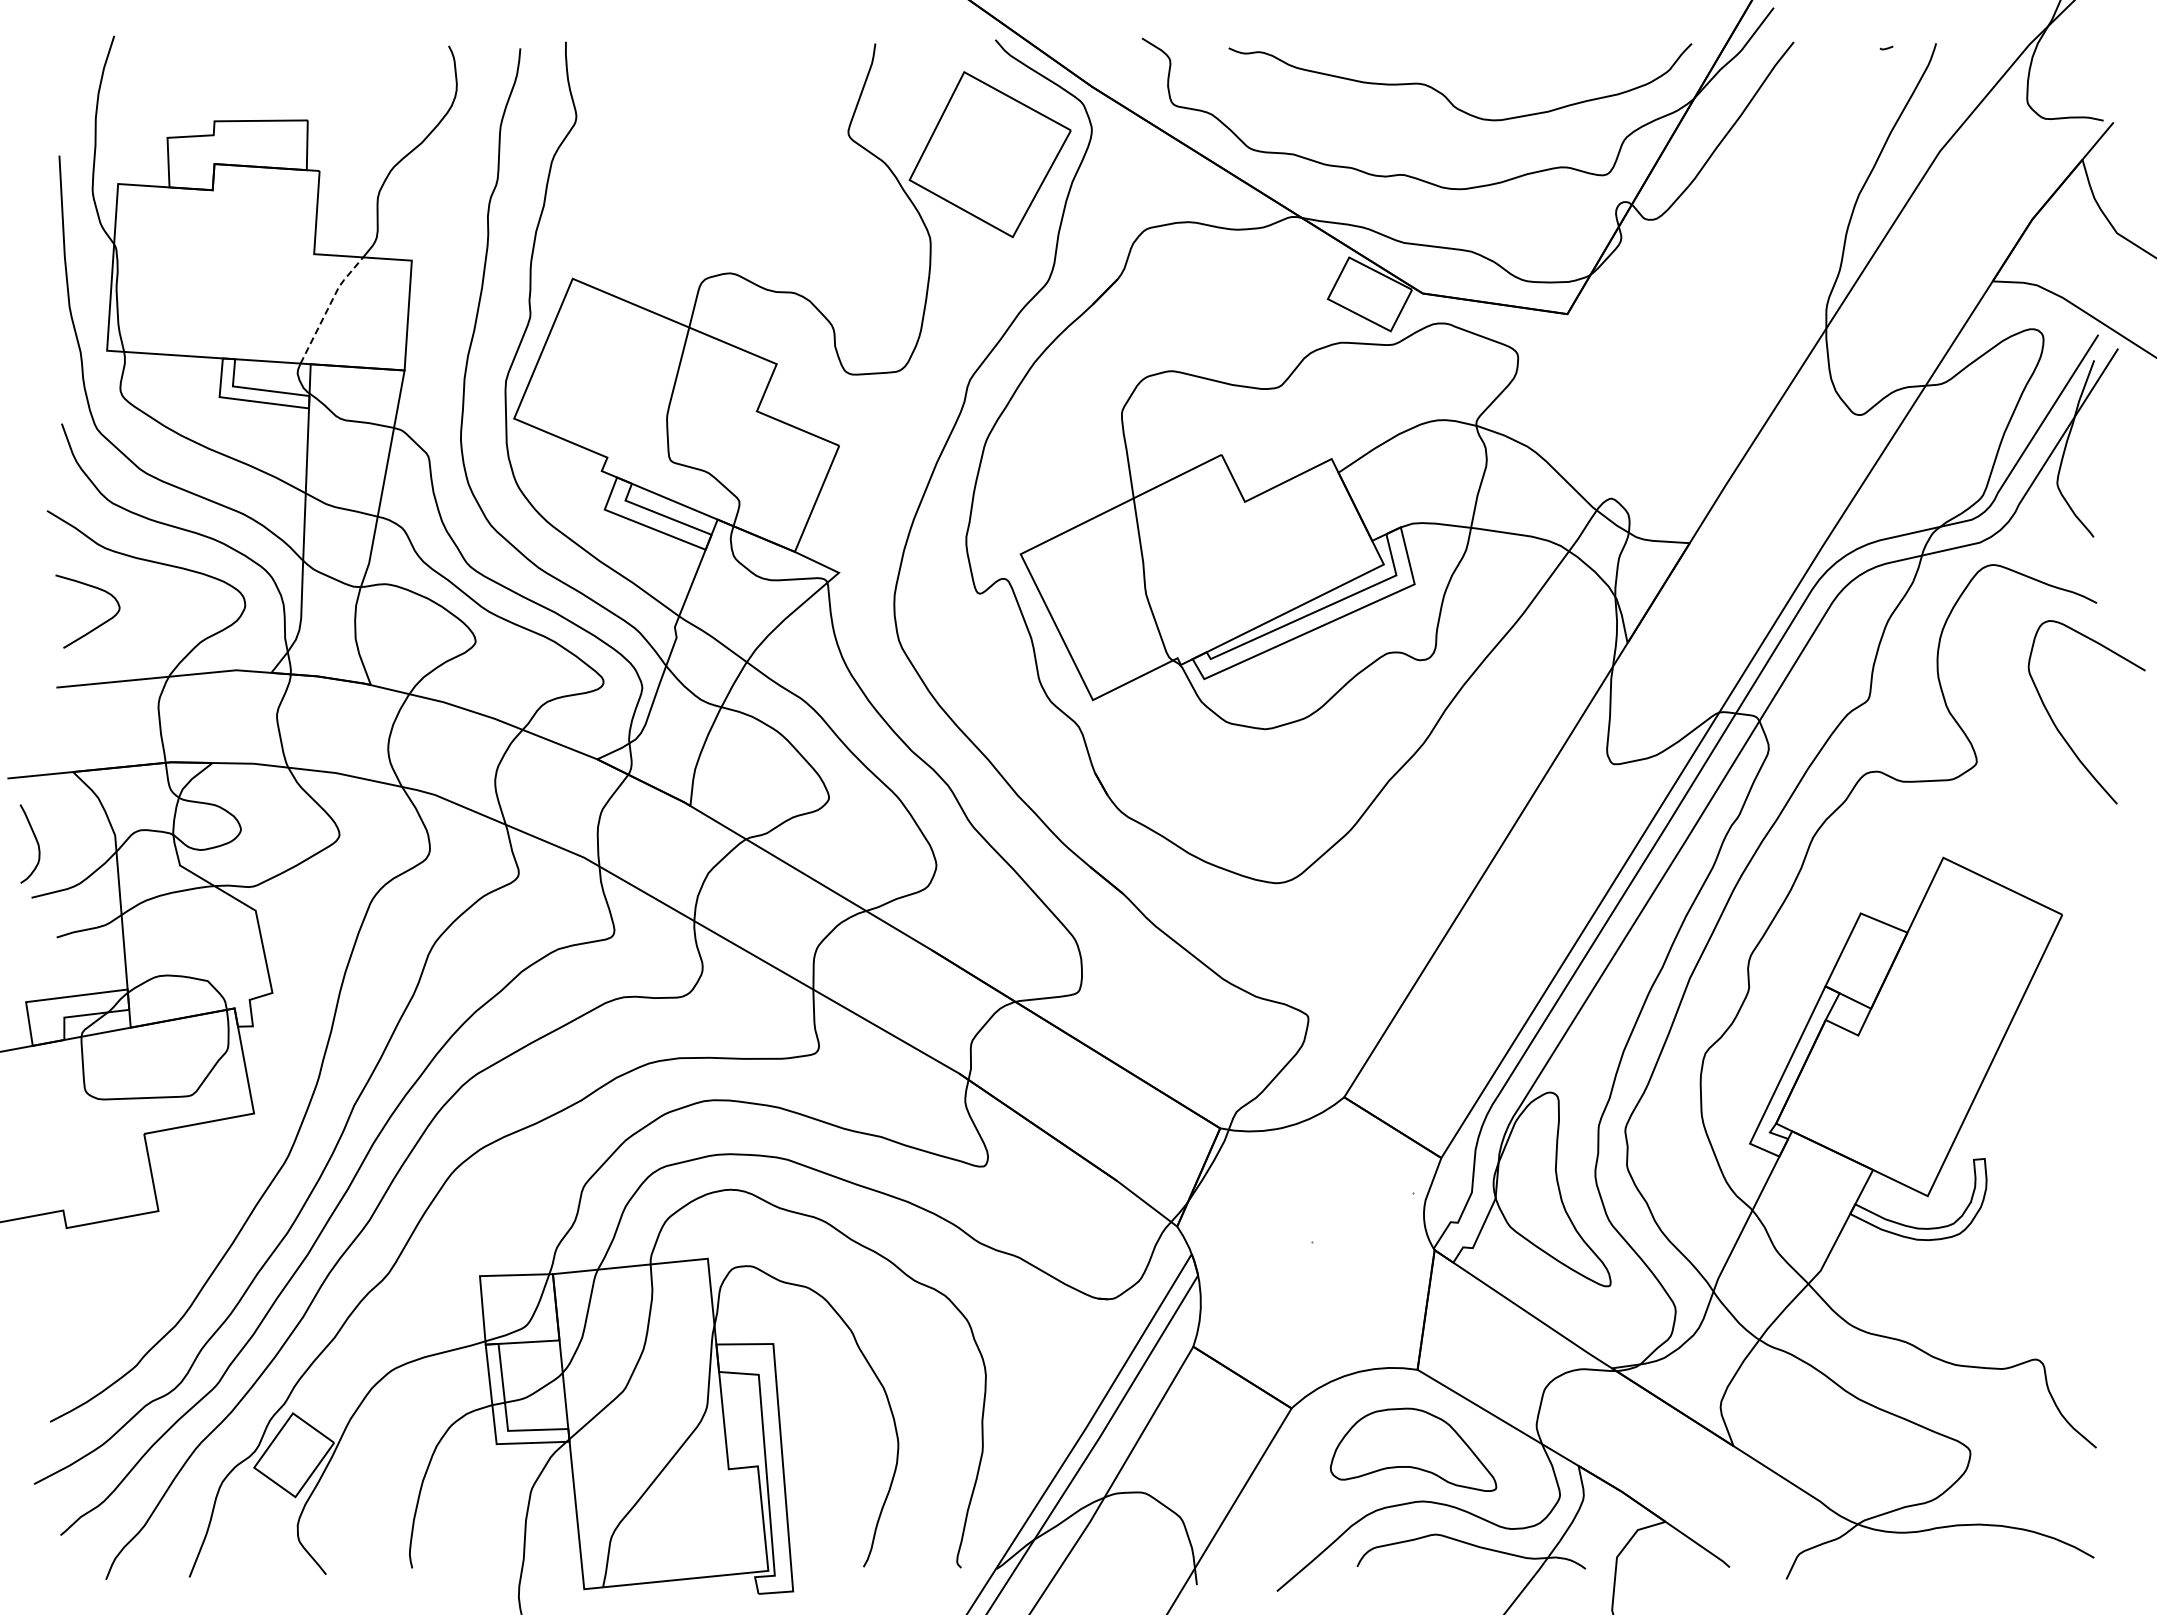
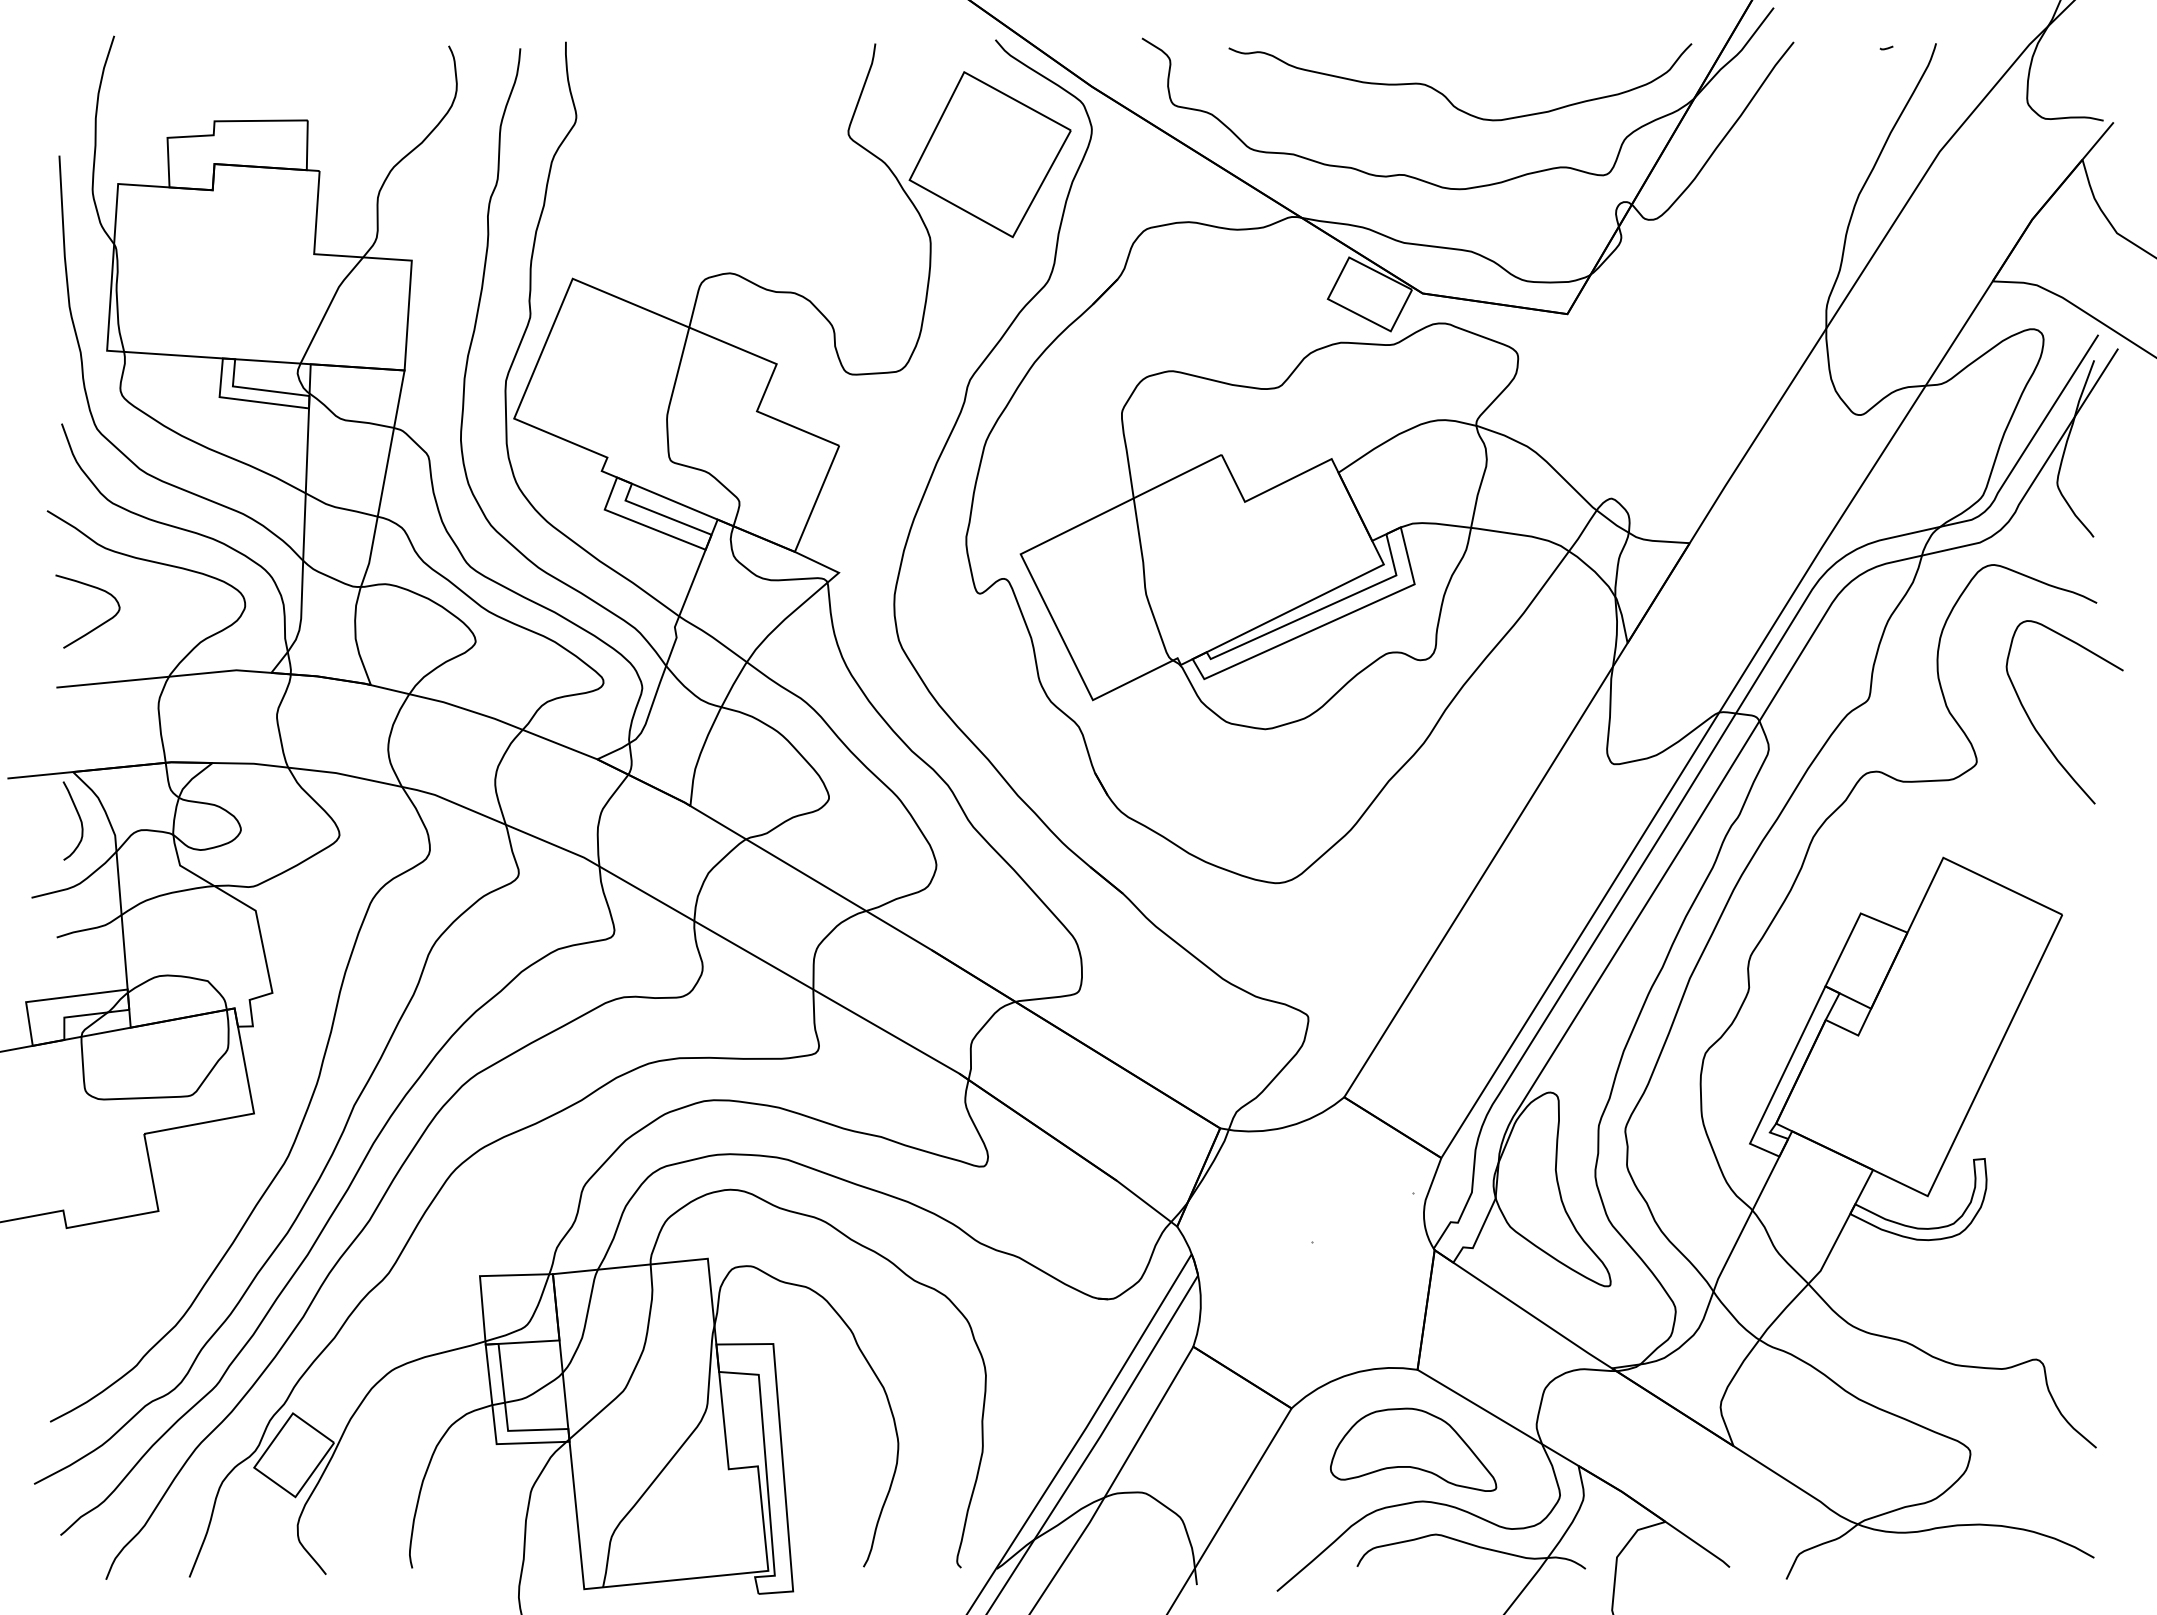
line: dashed -> solid (329, 306)
curve position: (2060, 731) -> (2038, 731) (2038, 731)
curve position: (35, 840) -> (78, 817) (78, 817)
